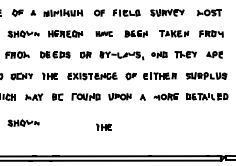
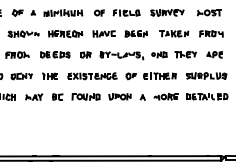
part size: 18x6 px -> 24x8 px (103, 33)
part: present -> none (23, 122)
part: present -> none (103, 126)
